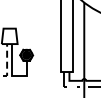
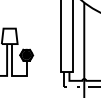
line: dashed -> solid (7, 63)
